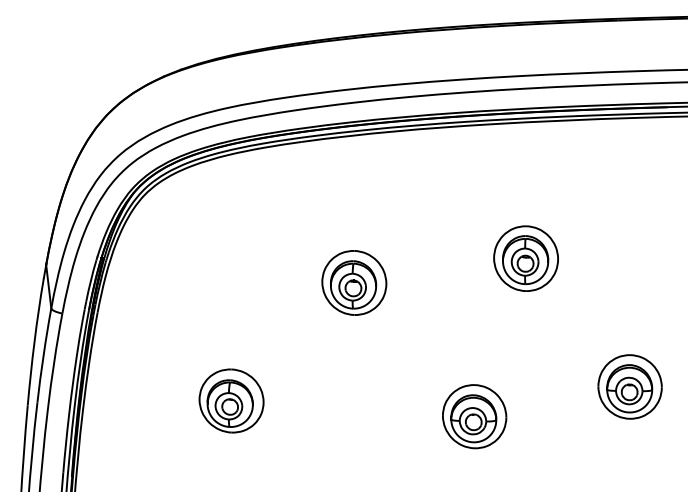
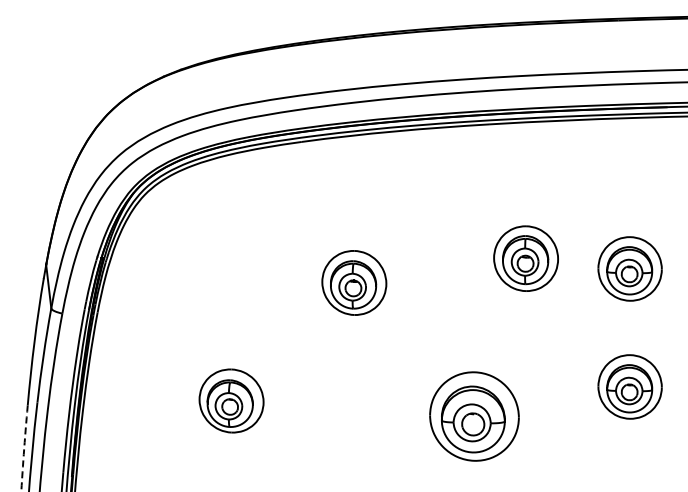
part: none -> present (629, 268)
part size: 66x66 px -> 91x91 px (474, 416)
arc: solid -> dashed (24, 449)
